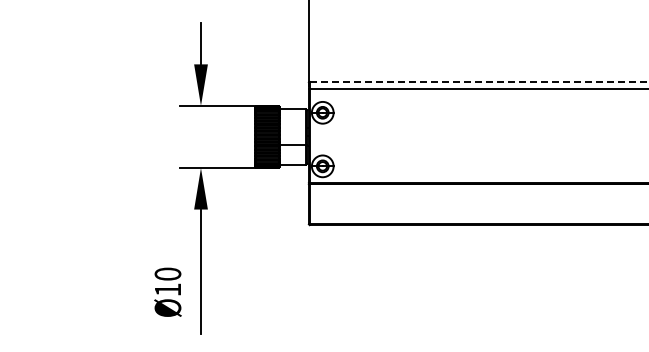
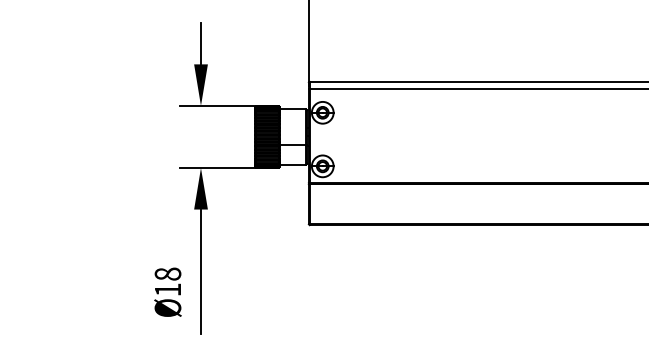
line: dashed -> solid (479, 81)
text: Ø10 -> Ø18 (168, 273)
